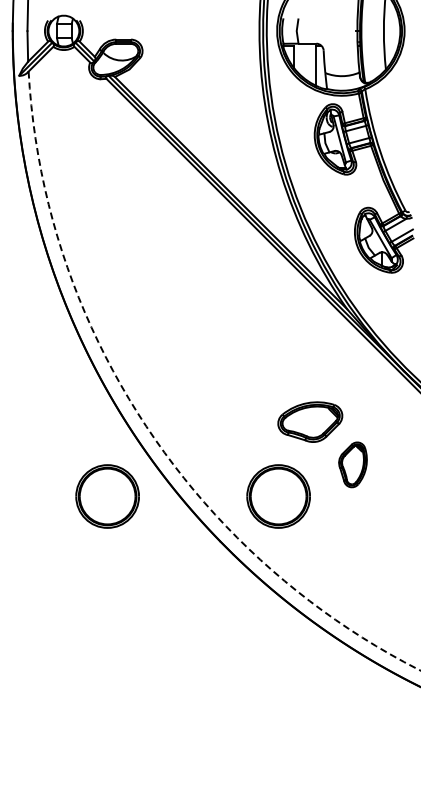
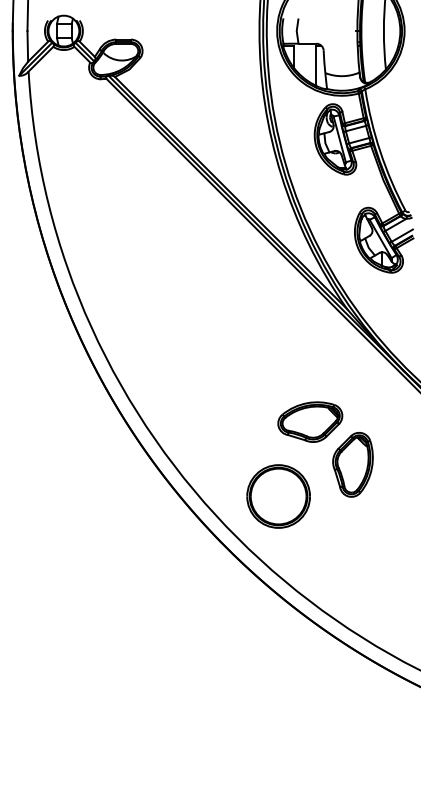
arc: dashed -> solid (146, 425)
part size: 30x48 px -> 42x66 px (352, 464)
part: present -> none (107, 496)
